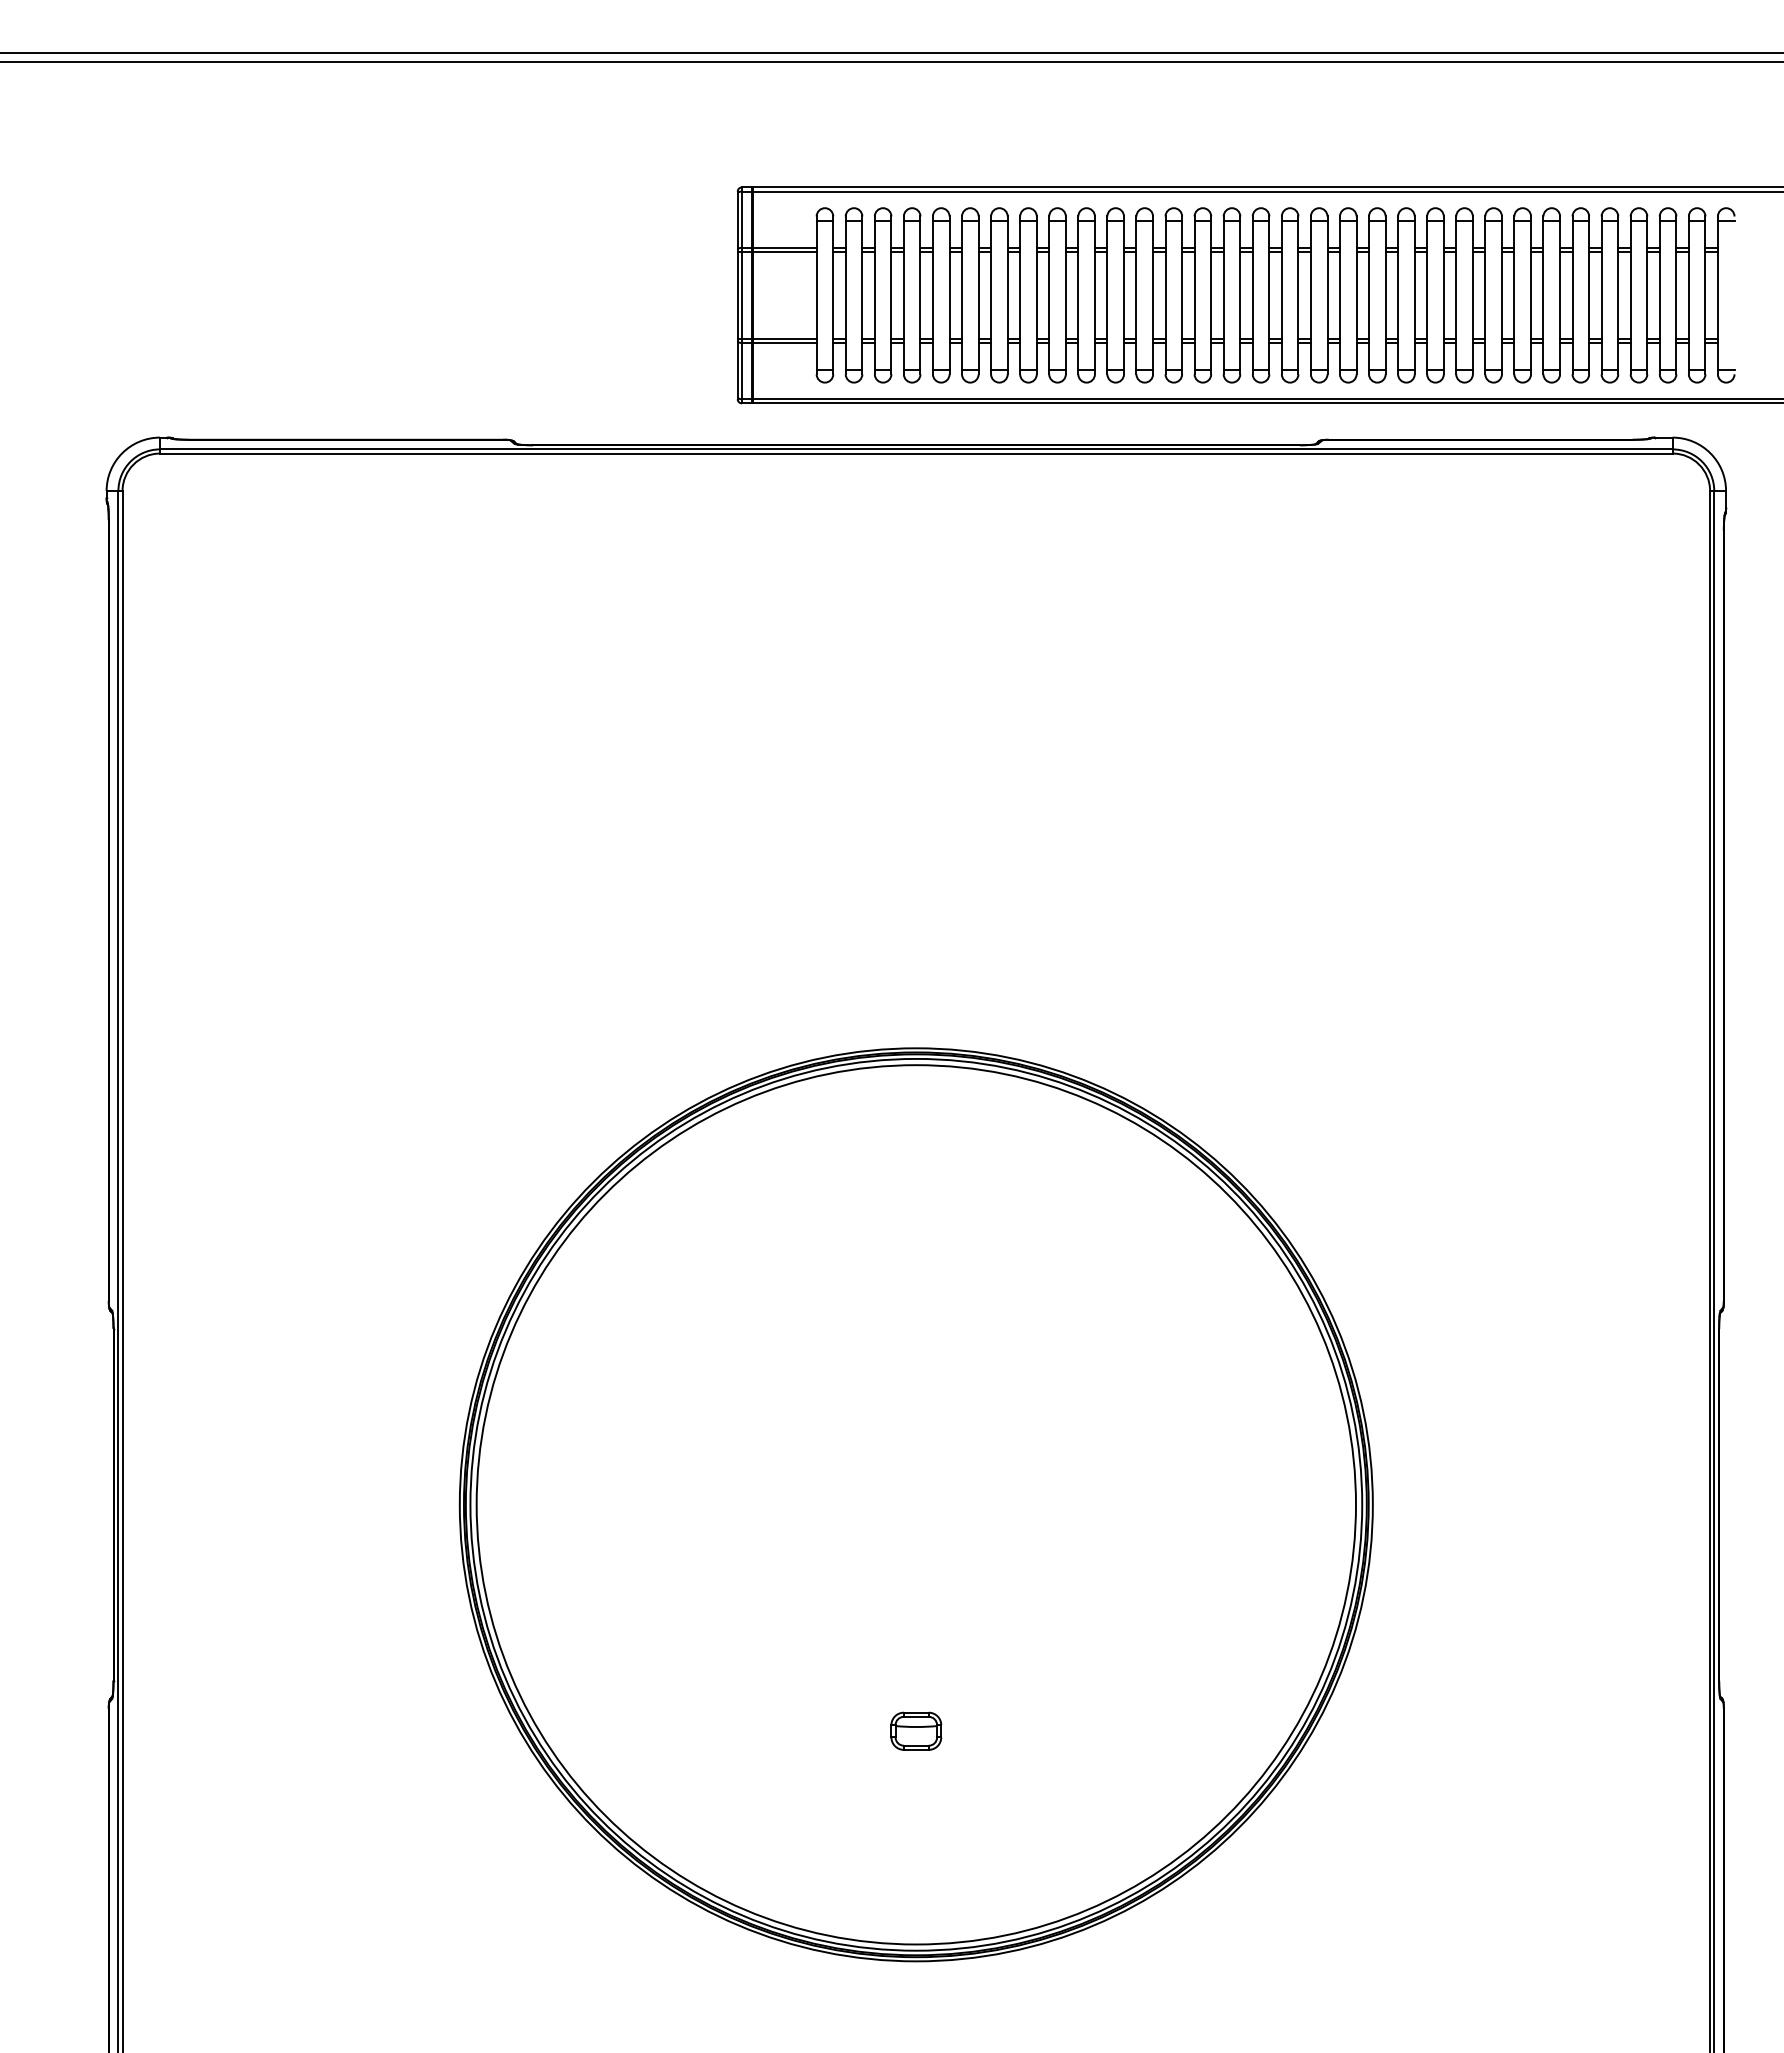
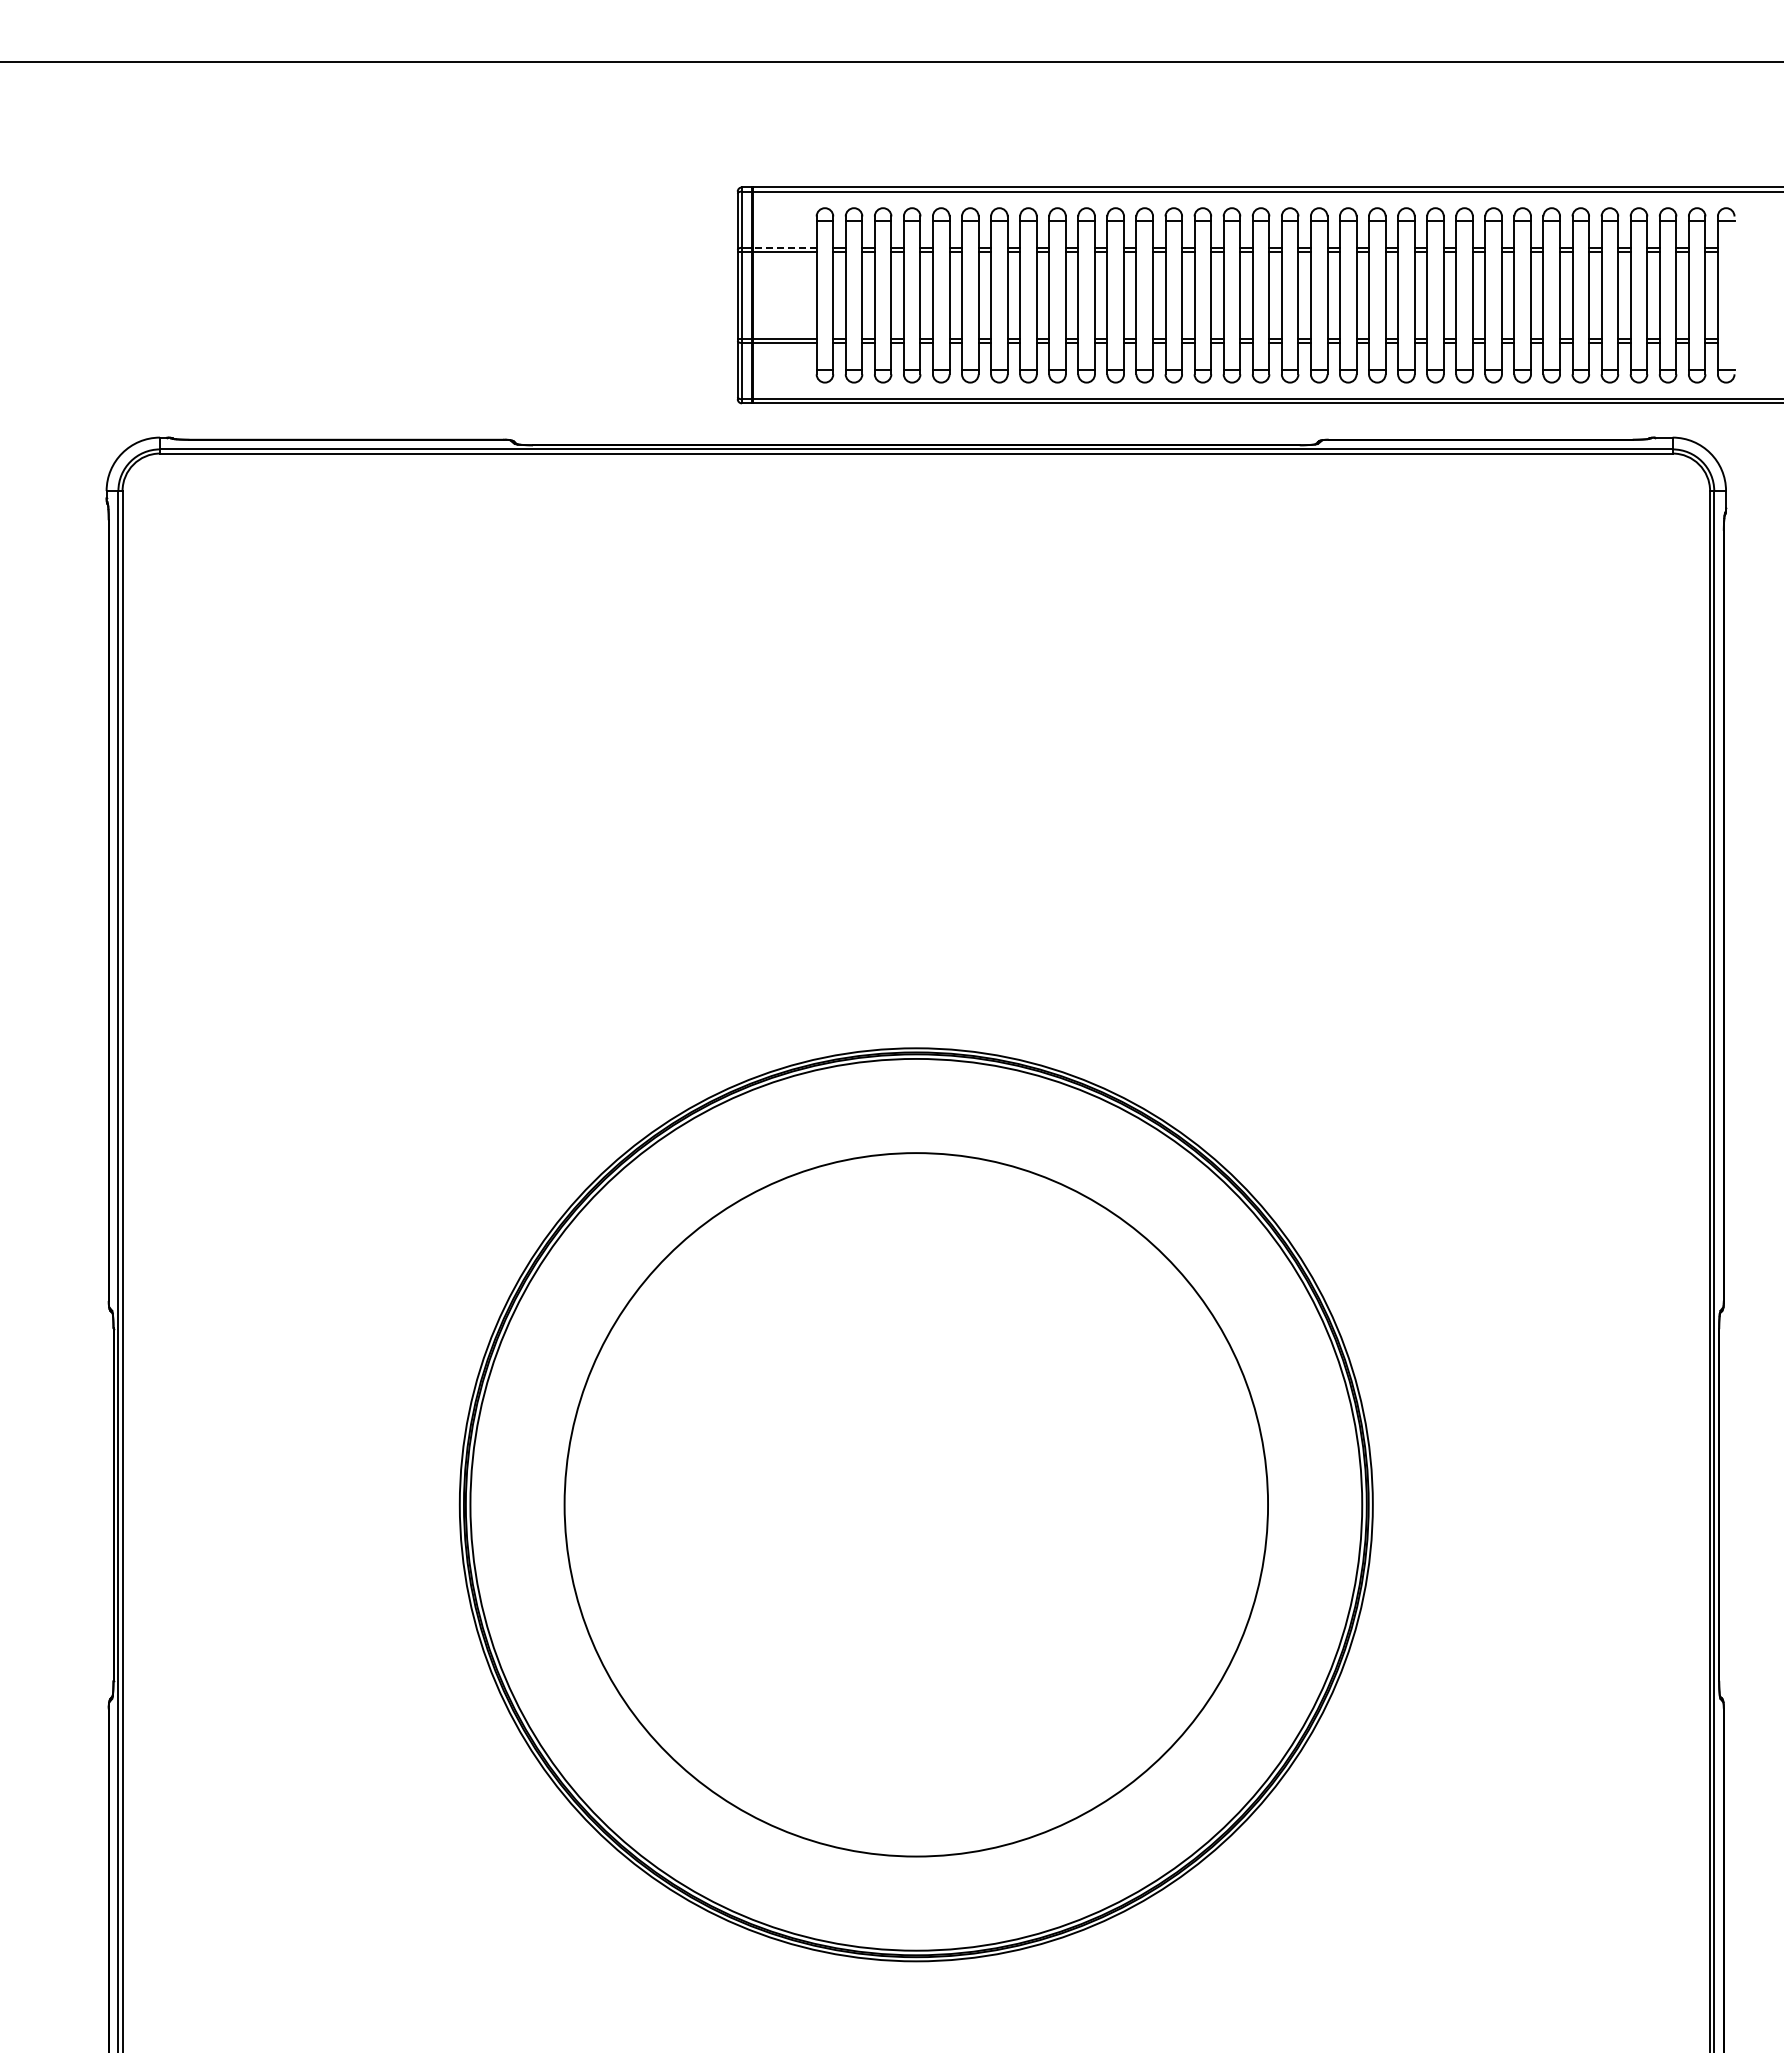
line: present -> none (891, 53)
line: solid -> dashed (784, 247)
circle diameter: 879 px -> 703 px (916, 1504)
part: present -> none (916, 1730)
